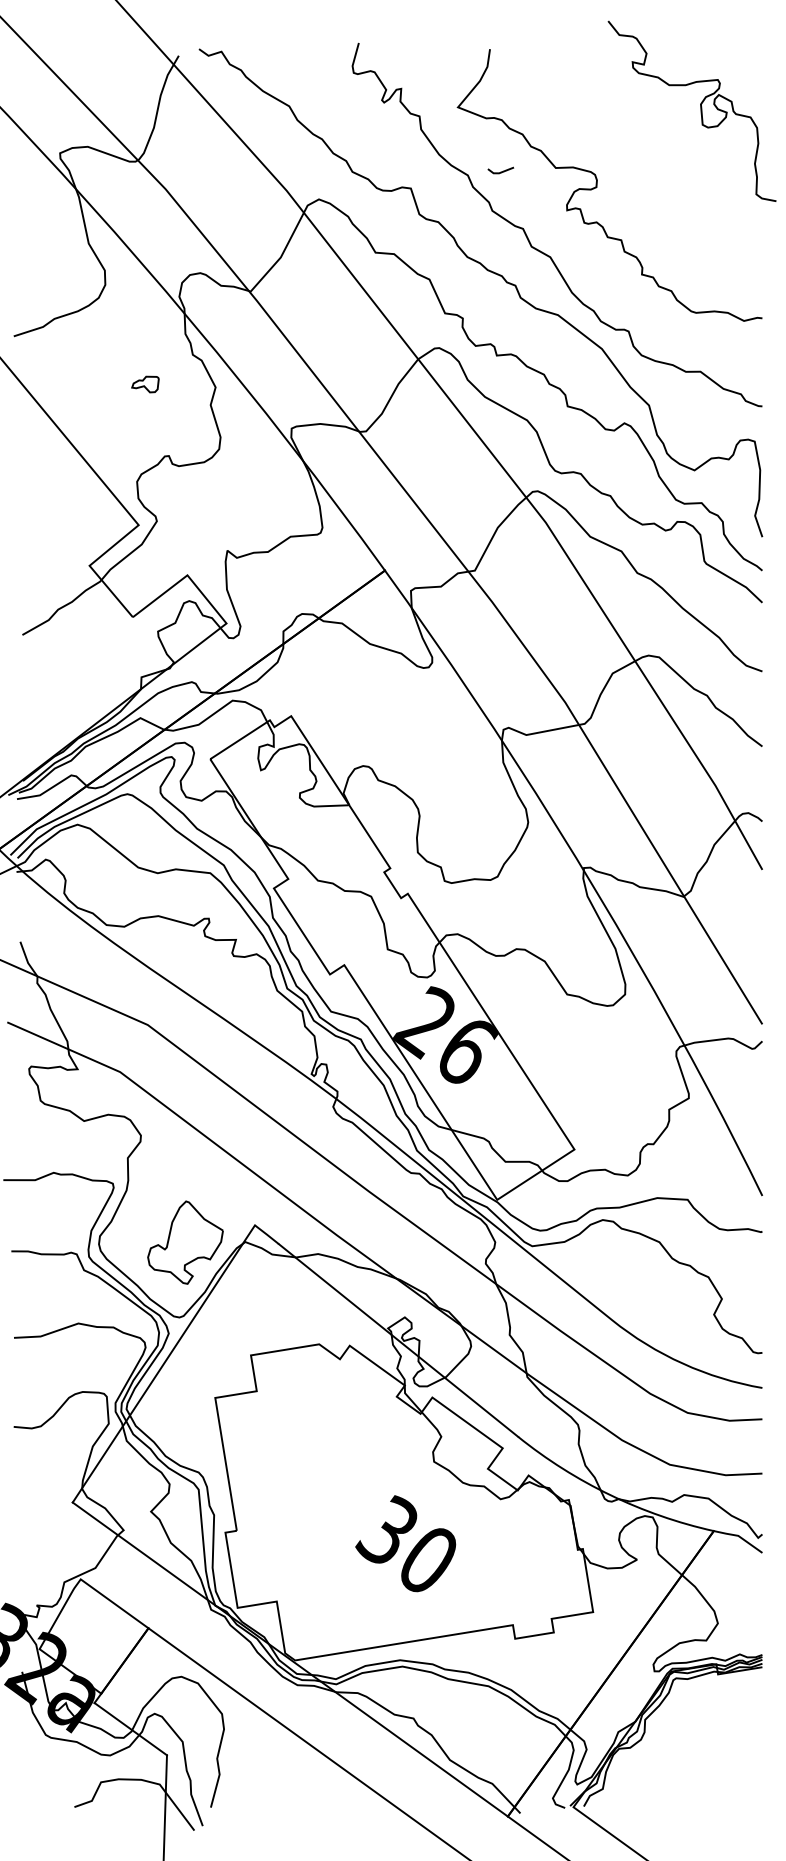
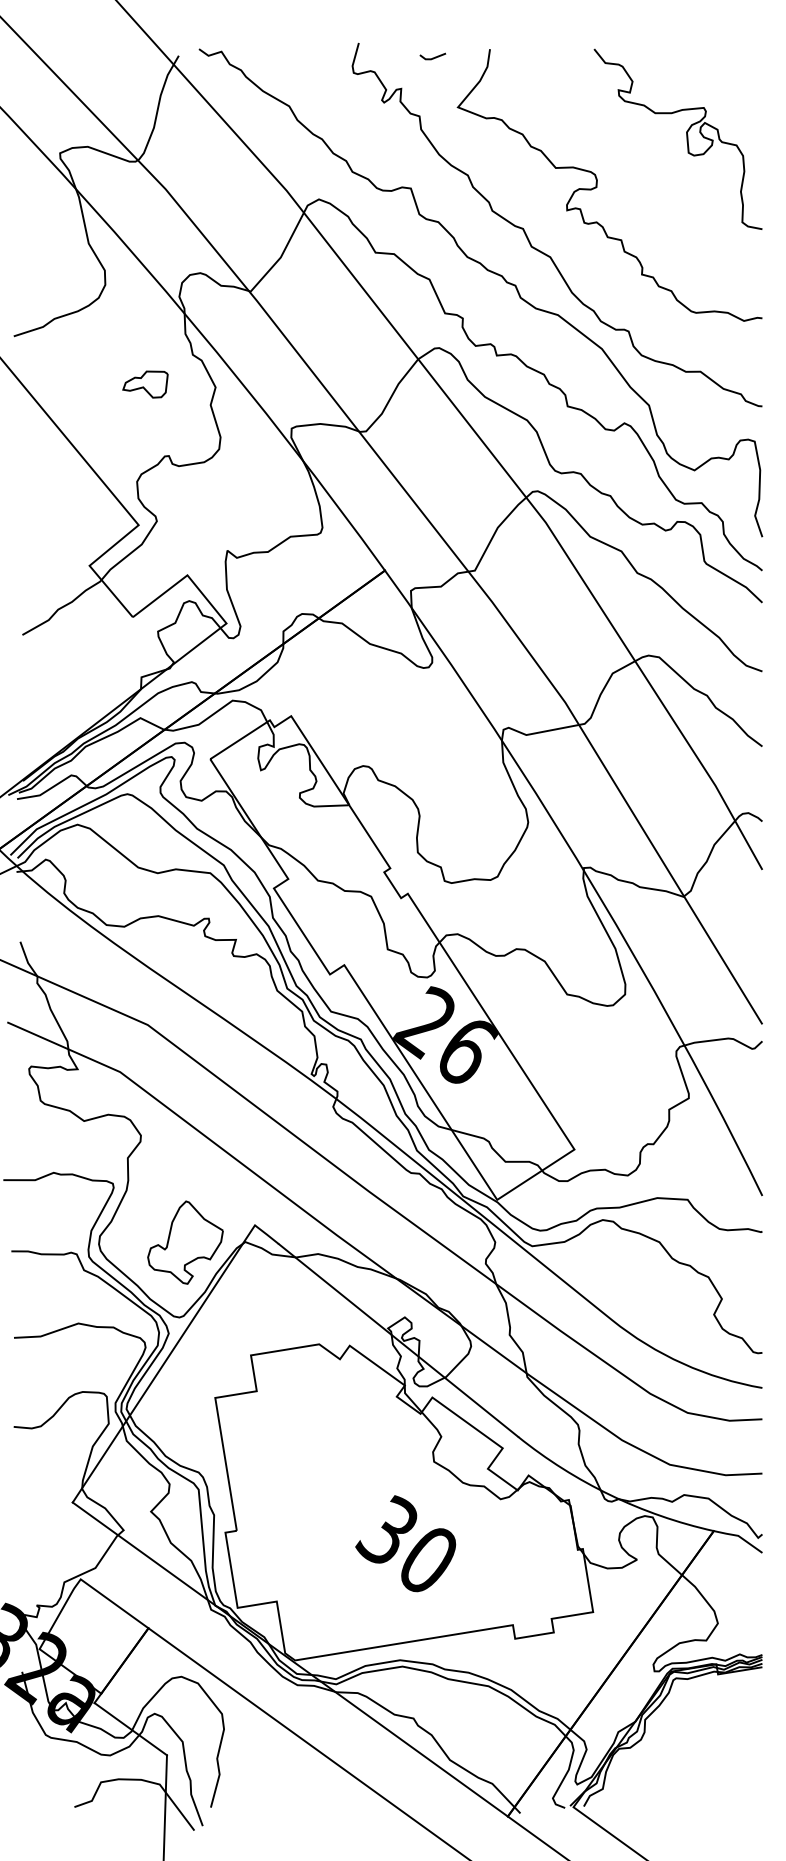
curve position: (700, 110) -> (686, 138) (686, 138)
line position: (500, 171) -> (432, 57) (432, 57)
part size: 29x19 px -> 47x29 px (145, 384)
